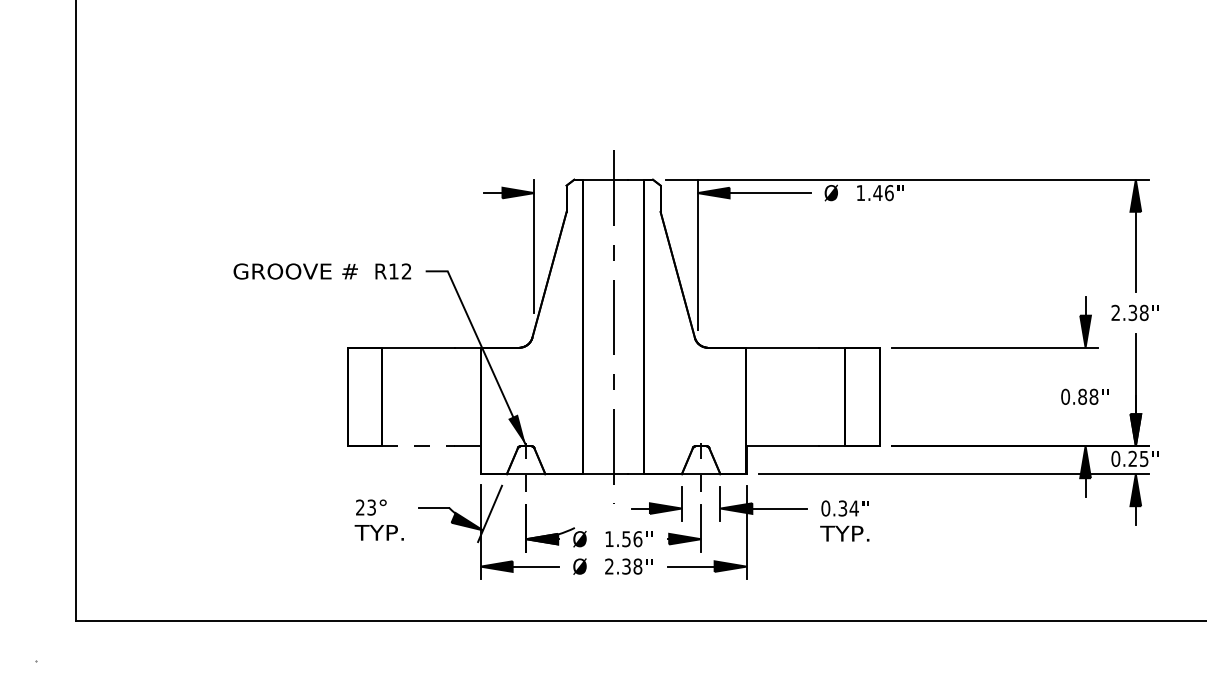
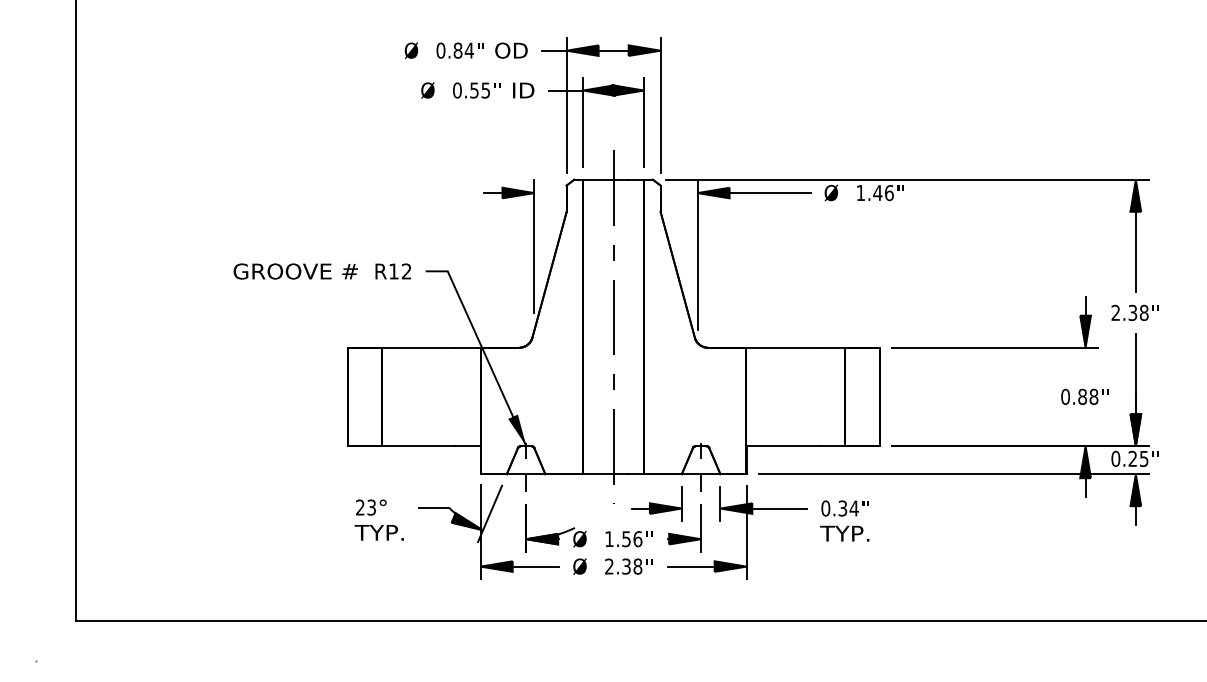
part: none -> present (530, 97)
line: dashed -> solid (419, 446)
